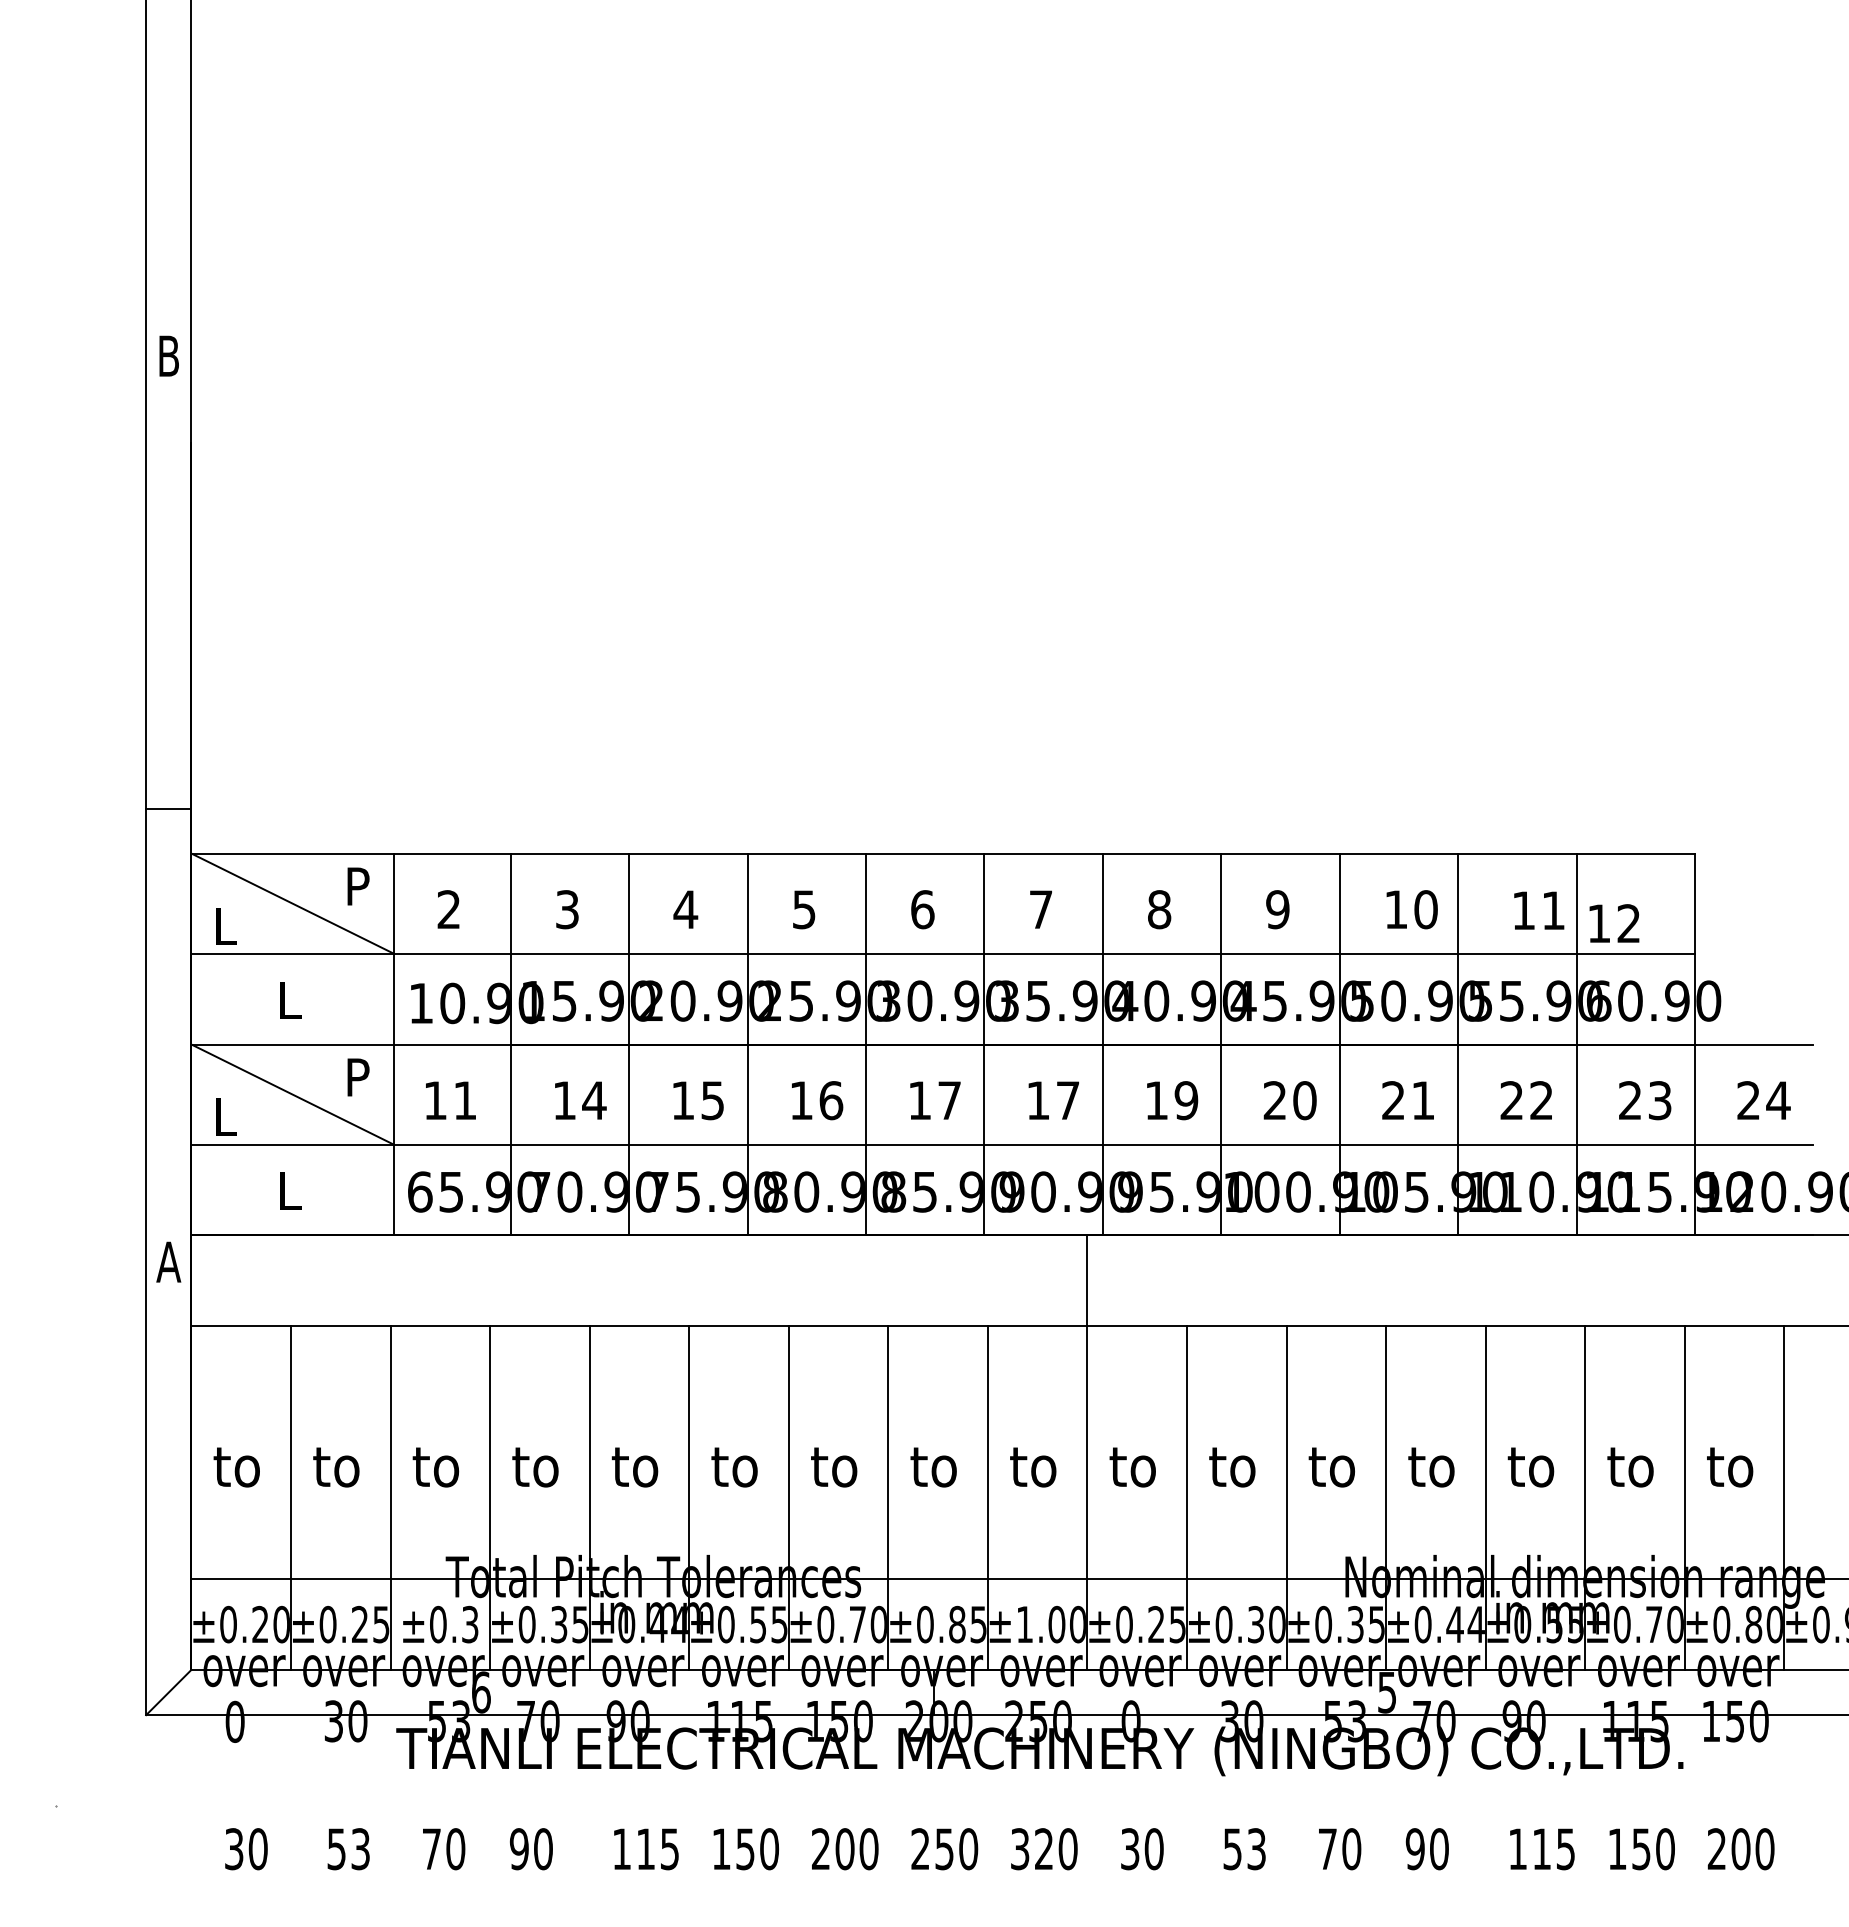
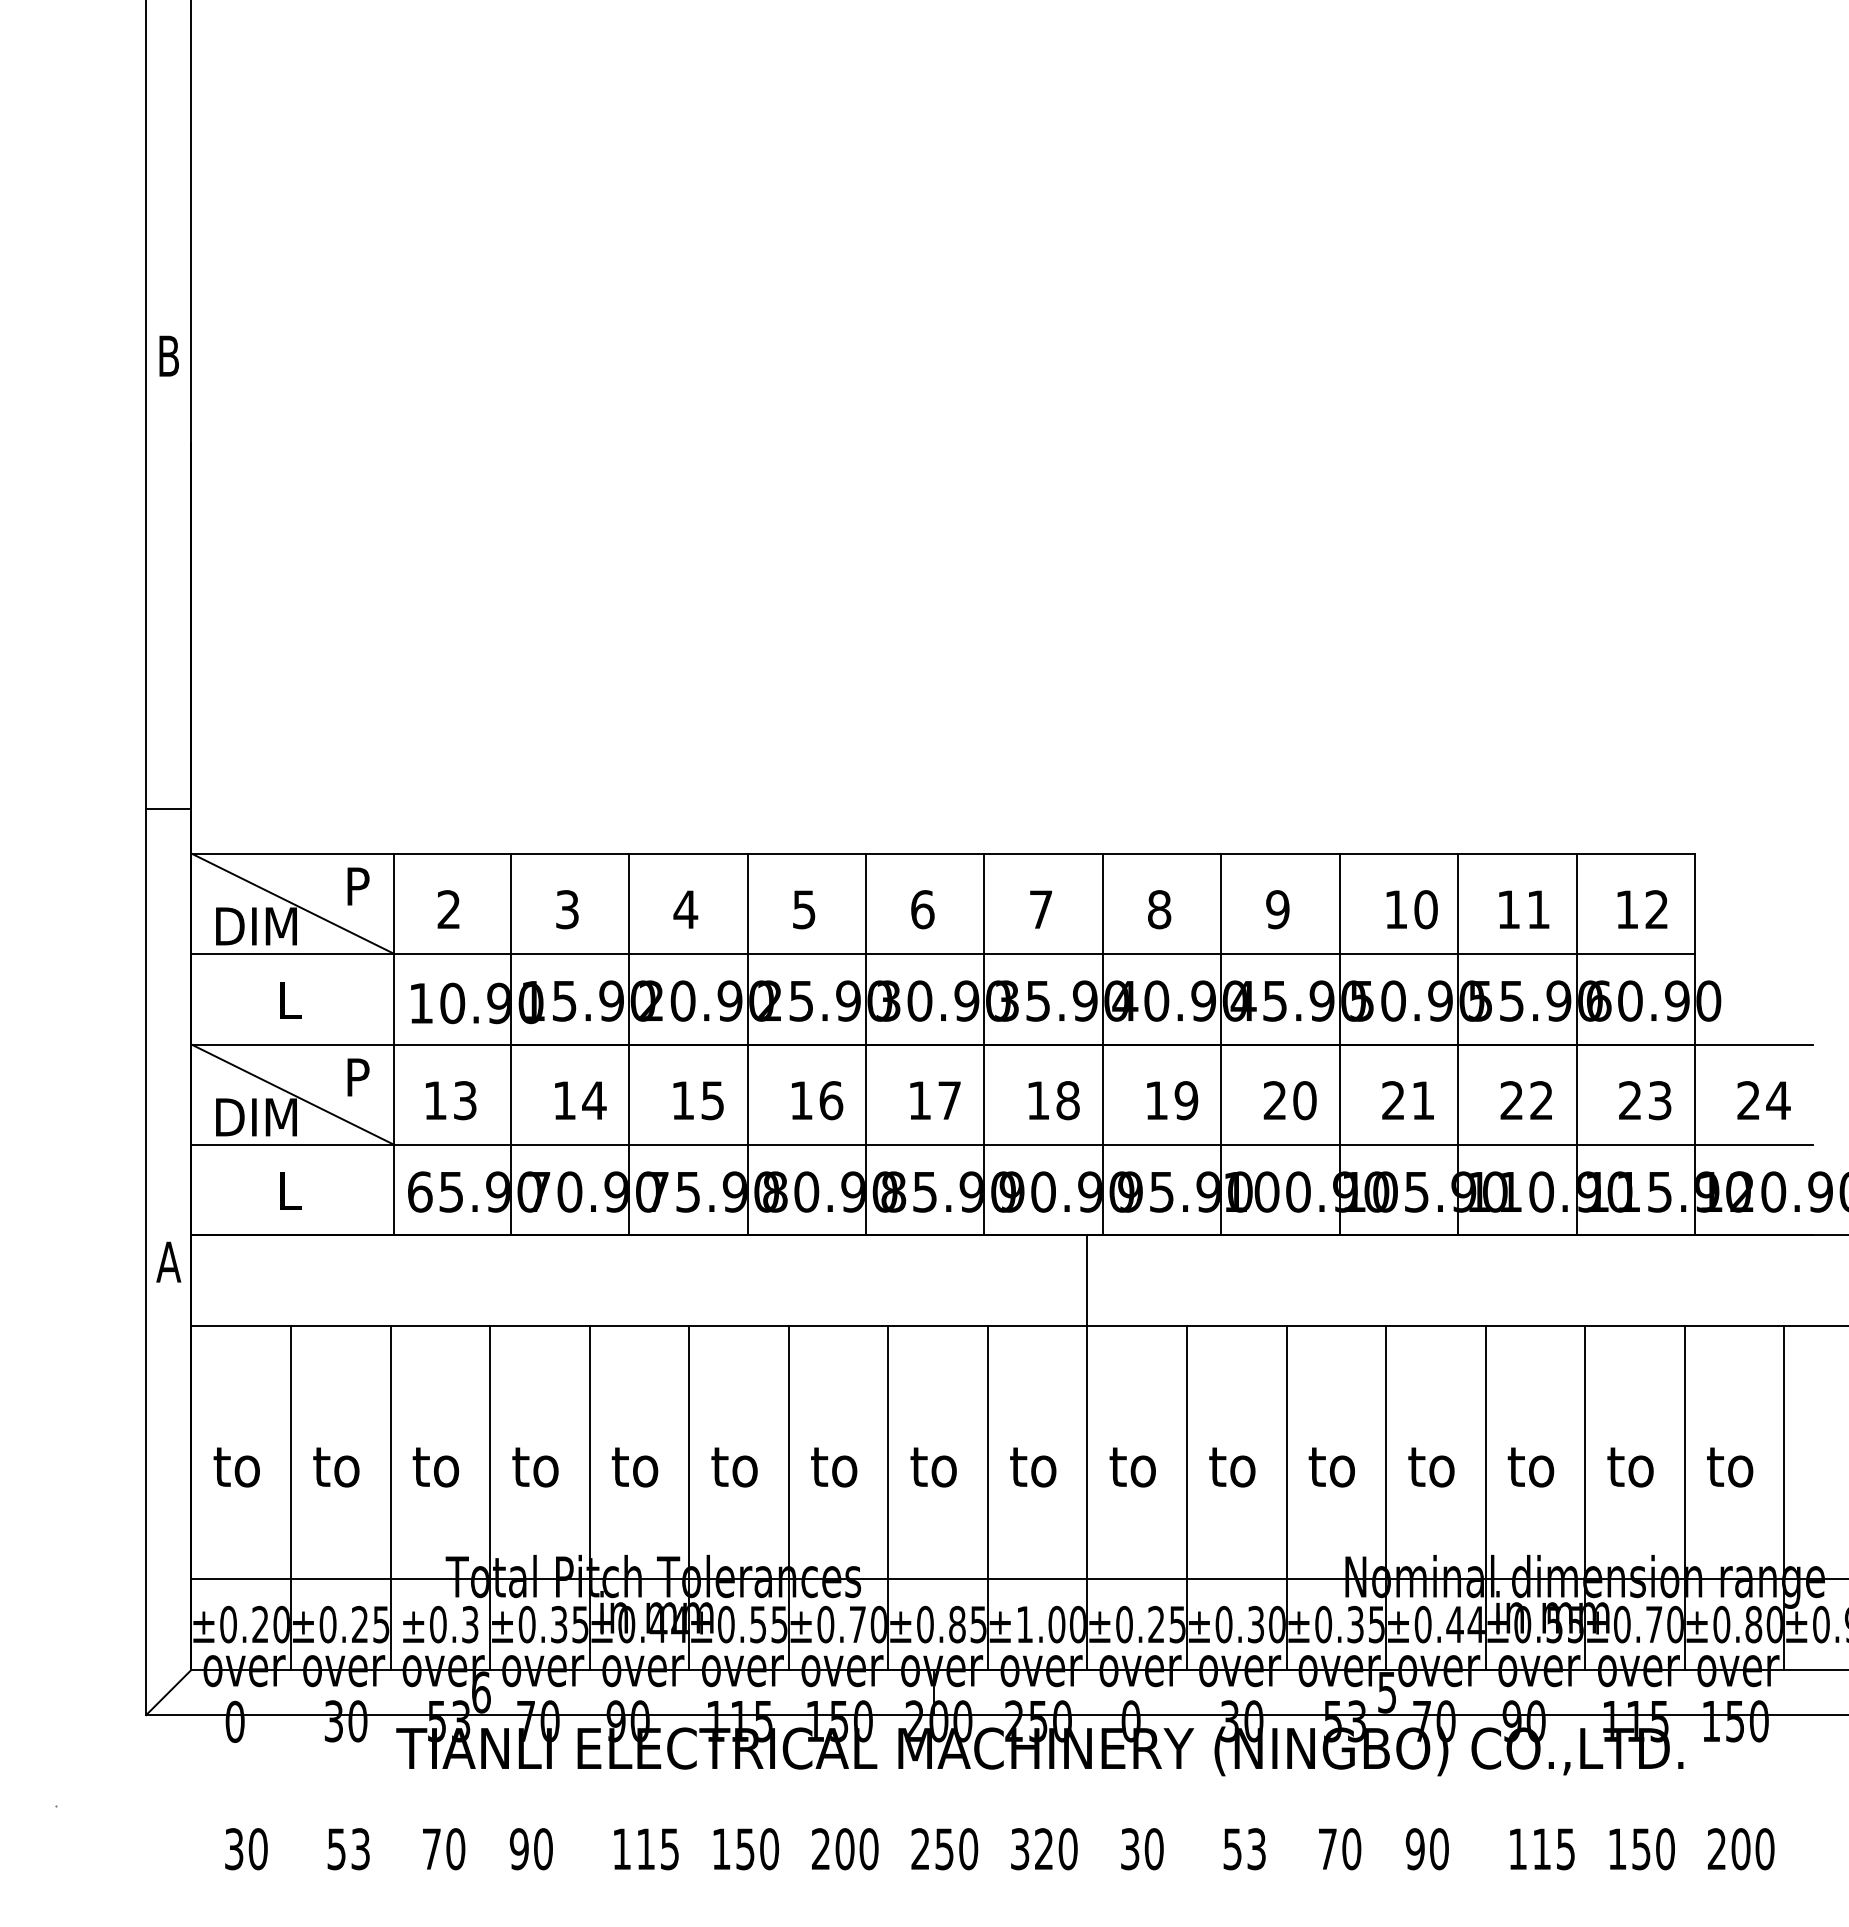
text position: (1539, 910) -> (1524, 909) (1524, 909)
text position: (1614, 923) -> (1642, 909) (1642, 909)
text: L -> DIM (256, 926)
text: 11 -> 13 (465, 1100)
text: 17 -> 18 (1067, 1100)
text: L -> DIM (256, 1117)
